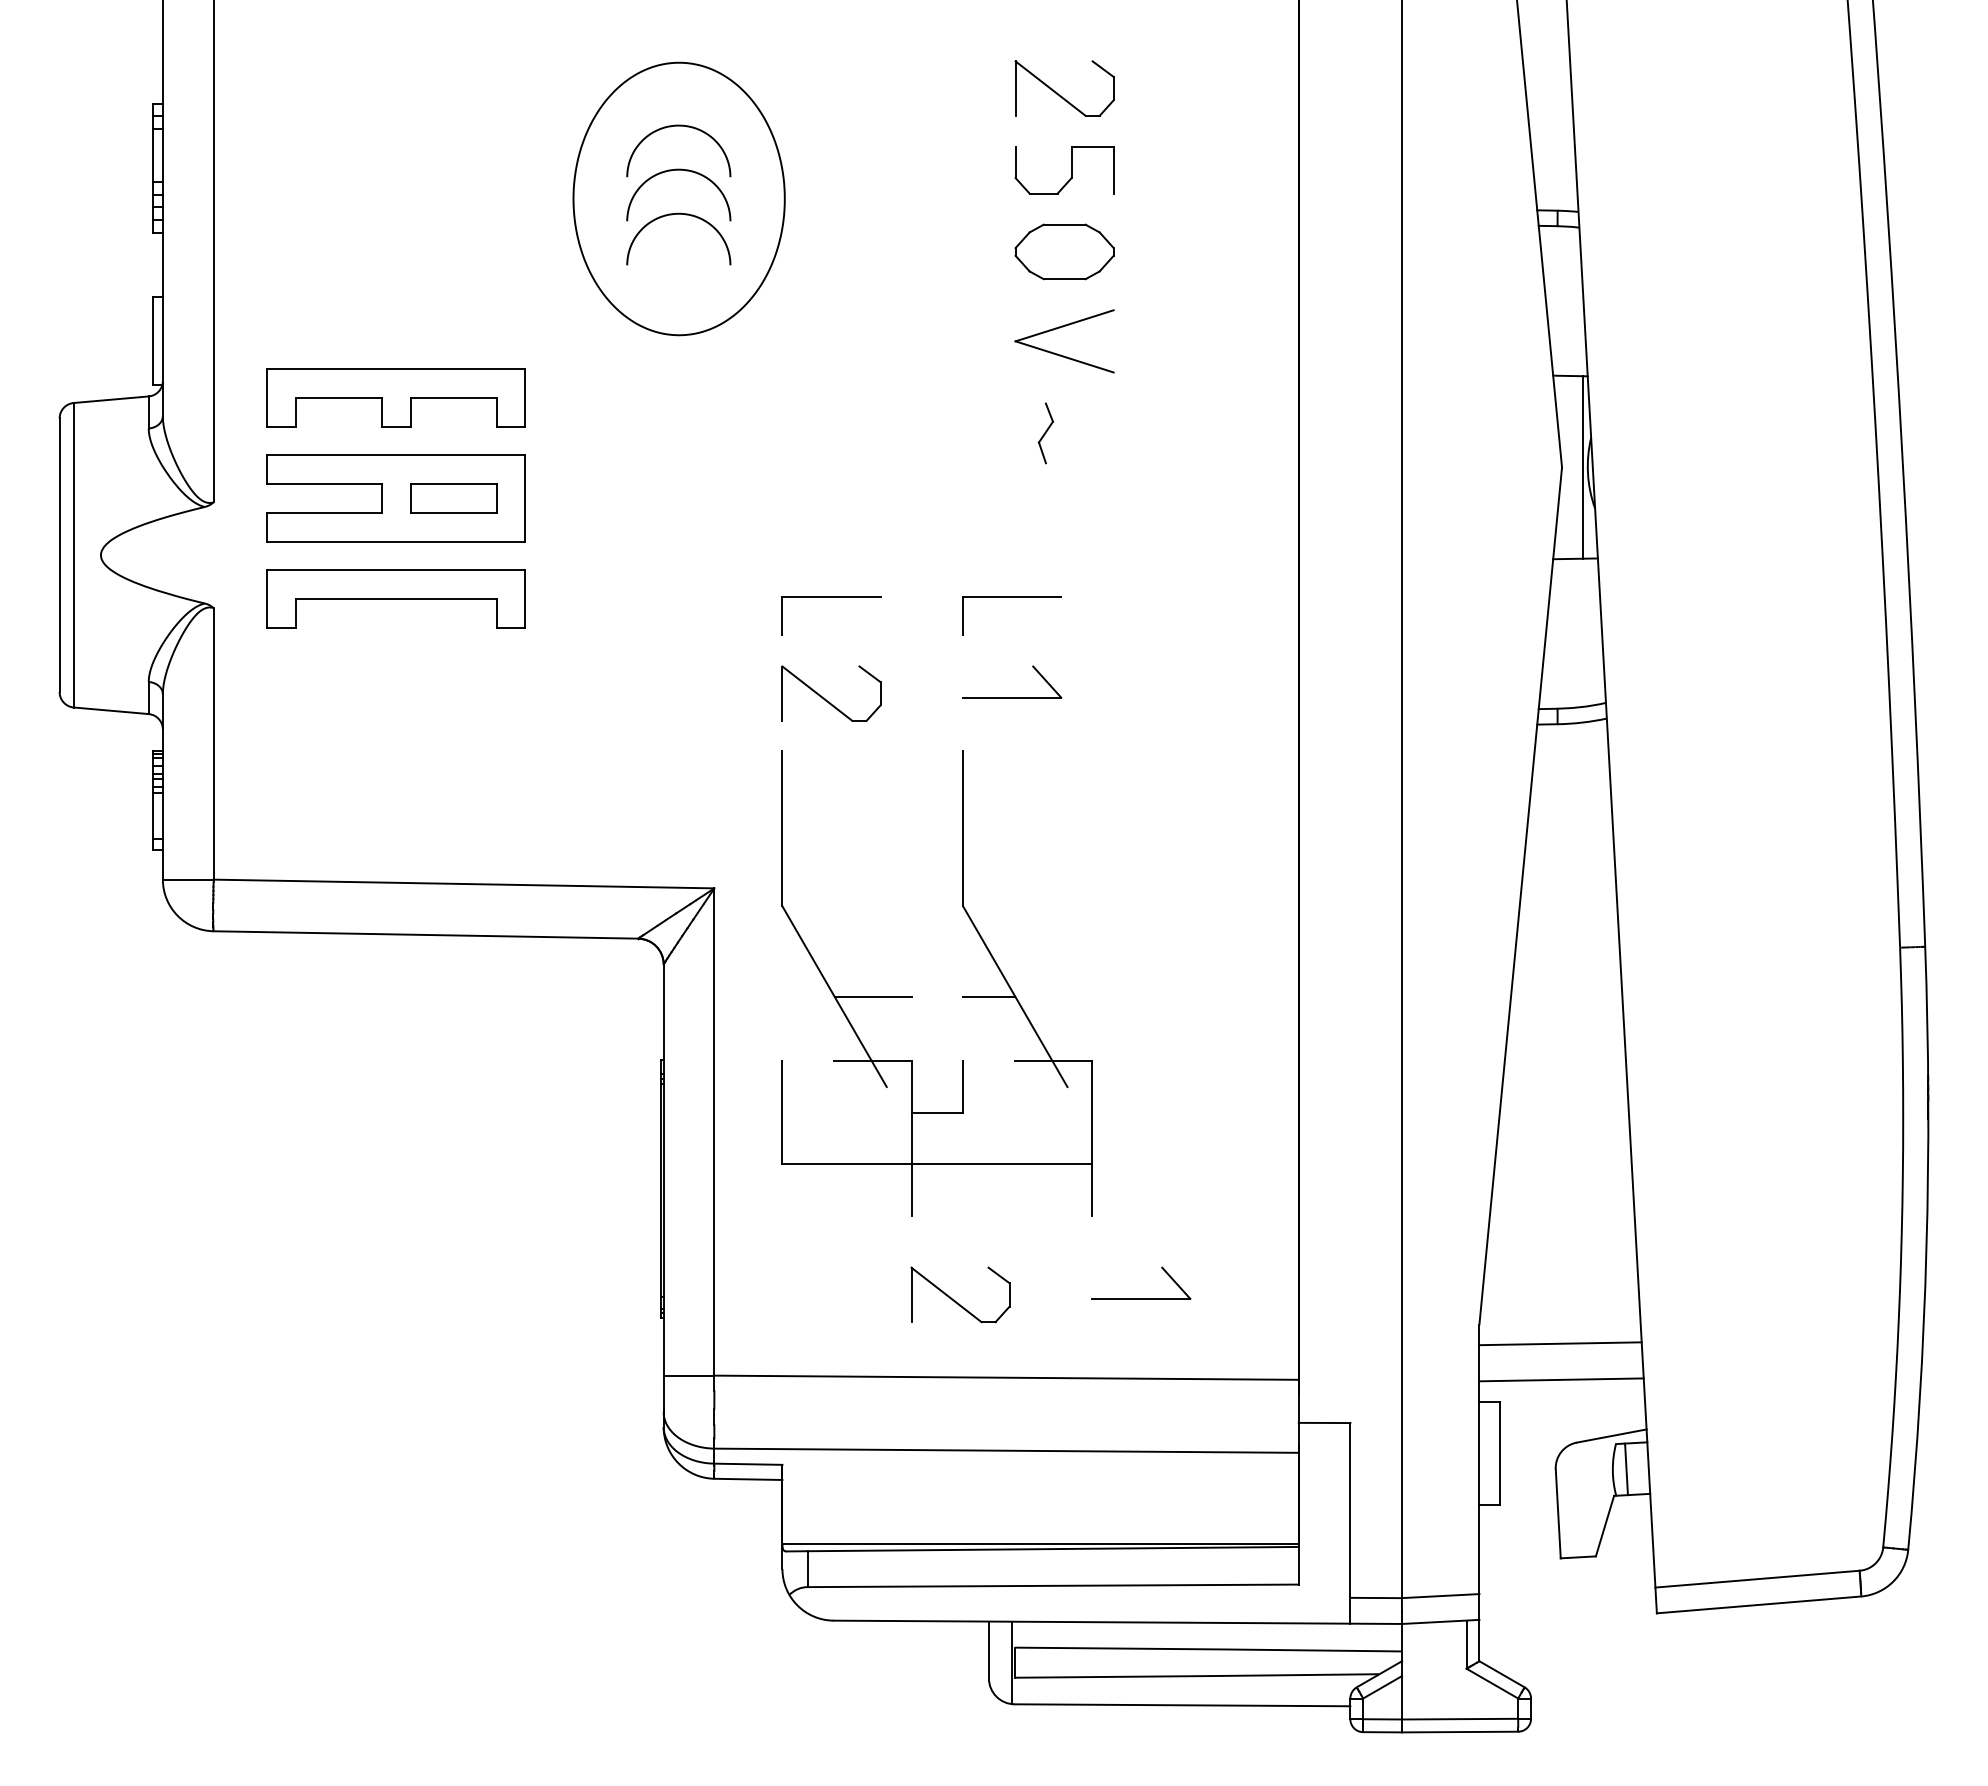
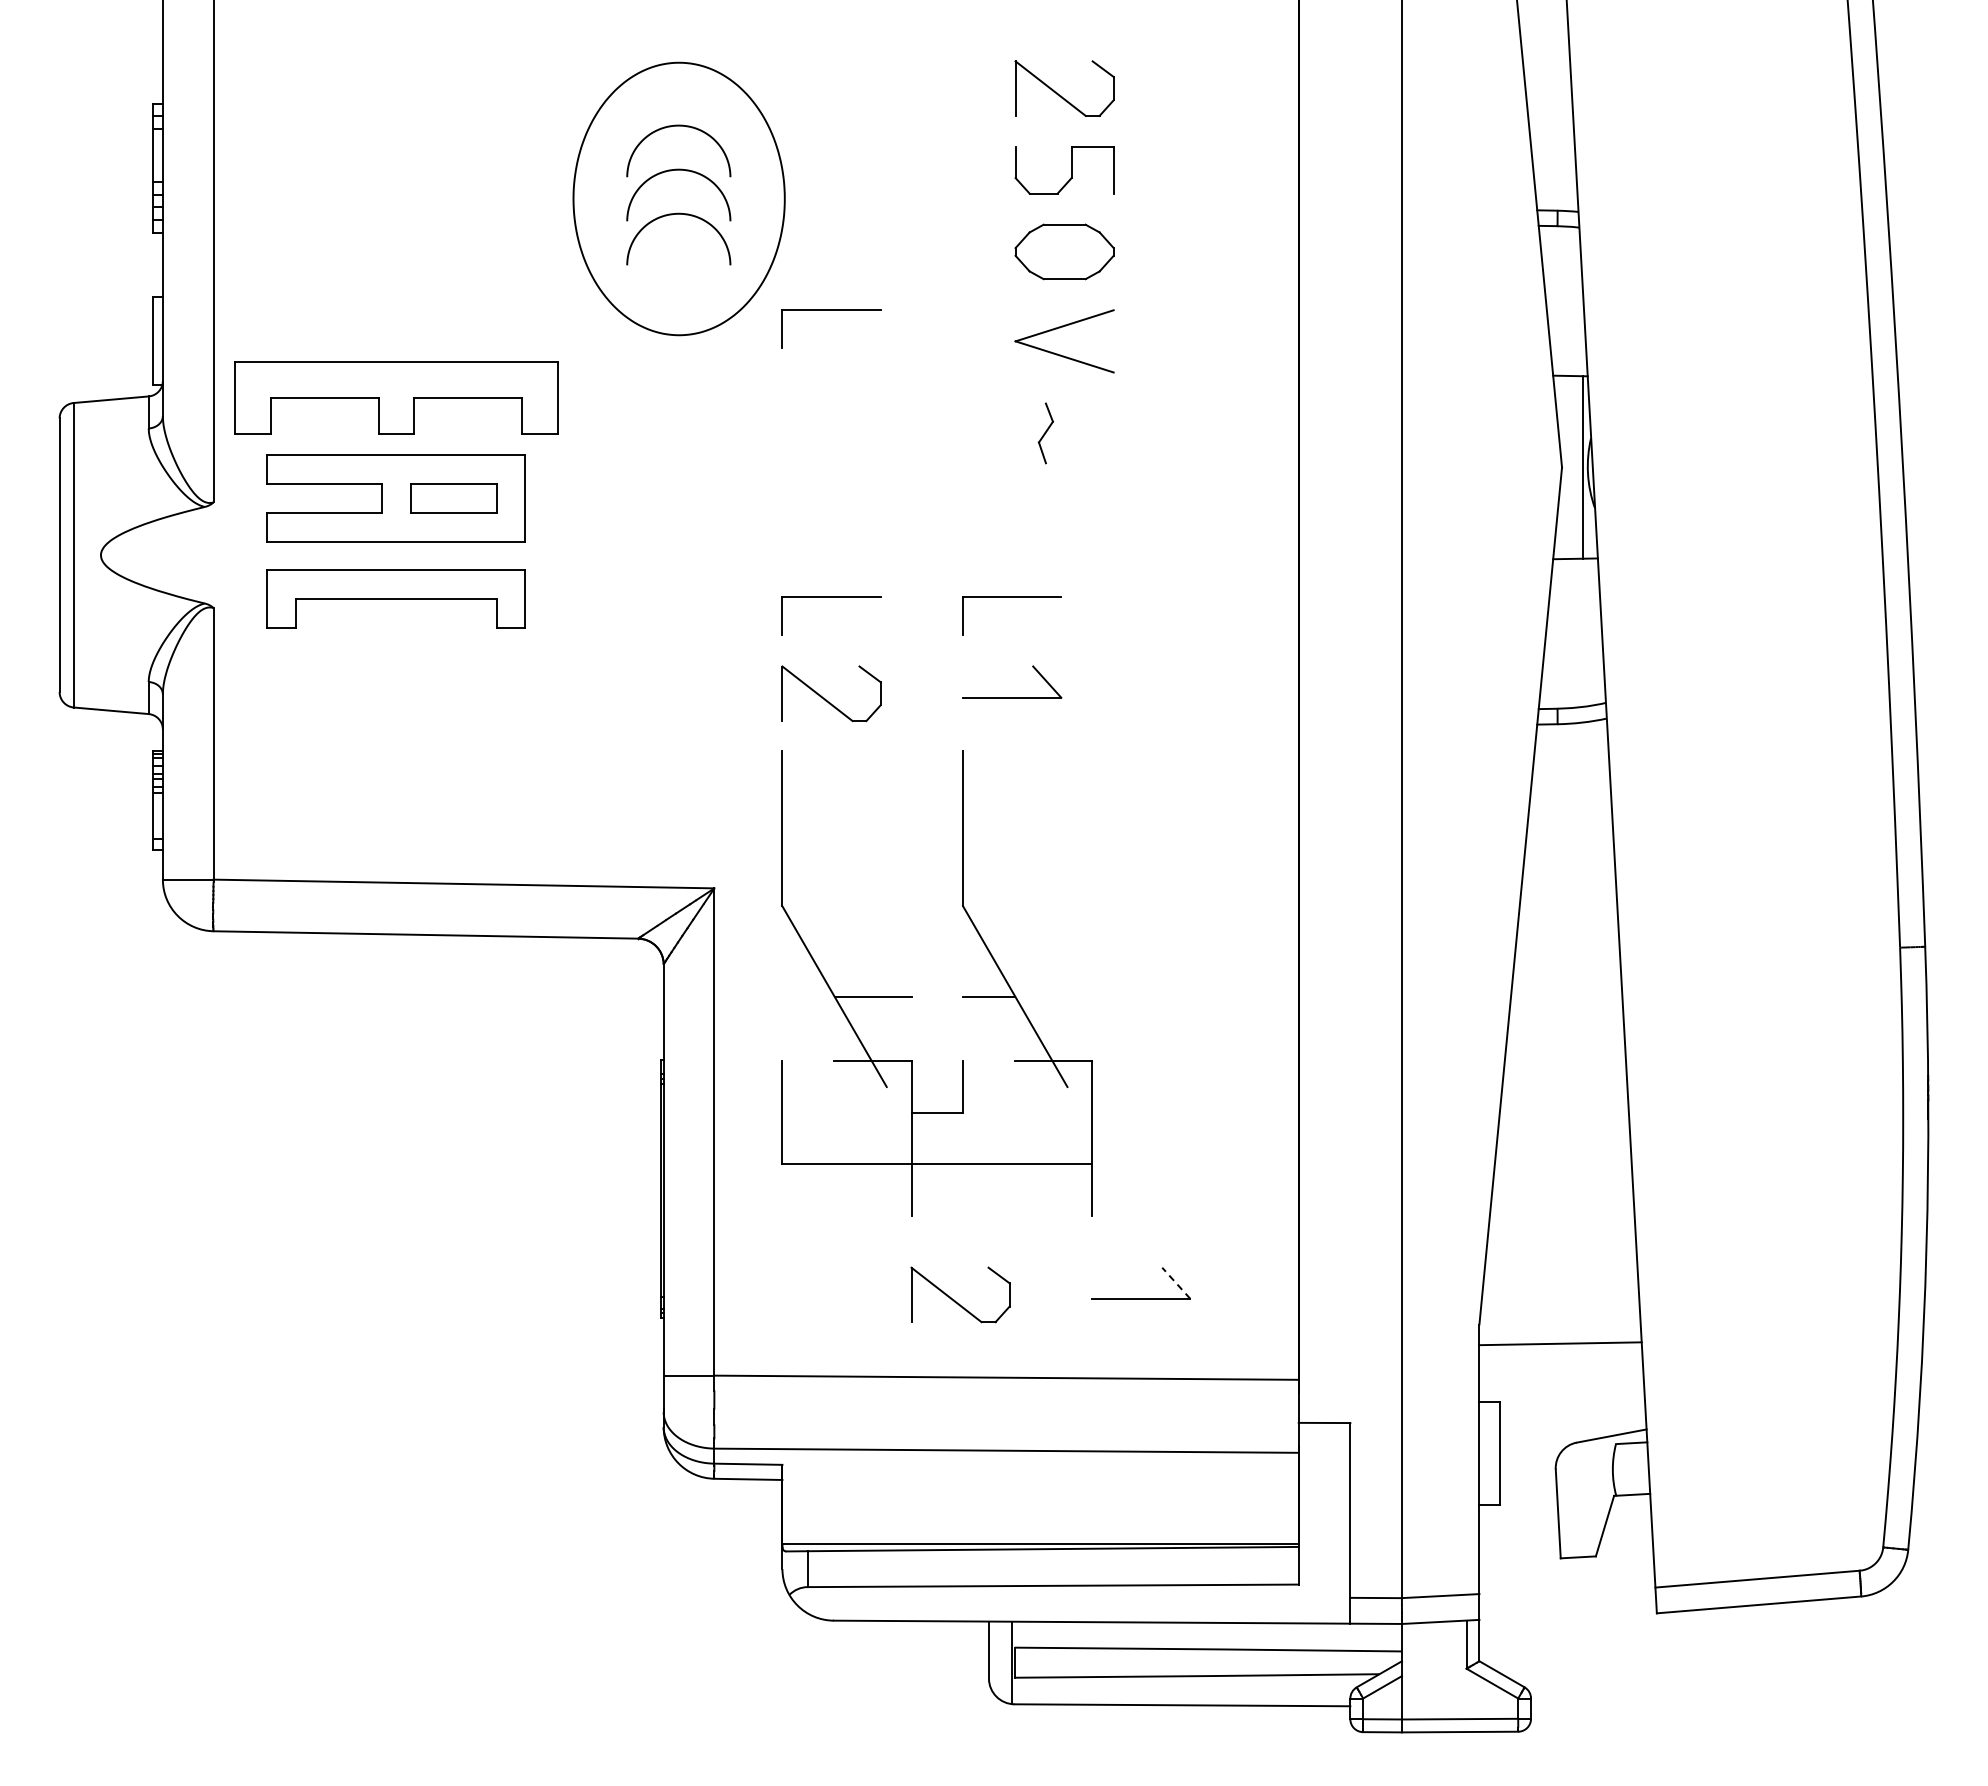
part: none -> present (831, 310)
part size: 260x60 px -> 325x74 px (396, 397)
line: solid -> dashed (1176, 1283)
line: present -> none (1561, 1379)
line: present -> none (1626, 1469)
